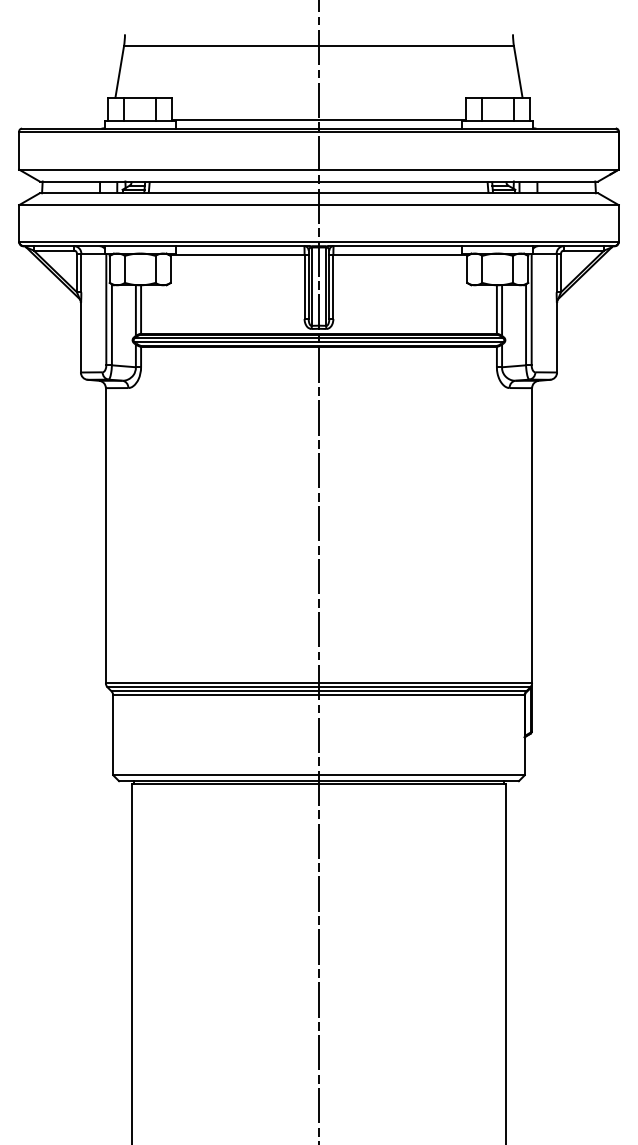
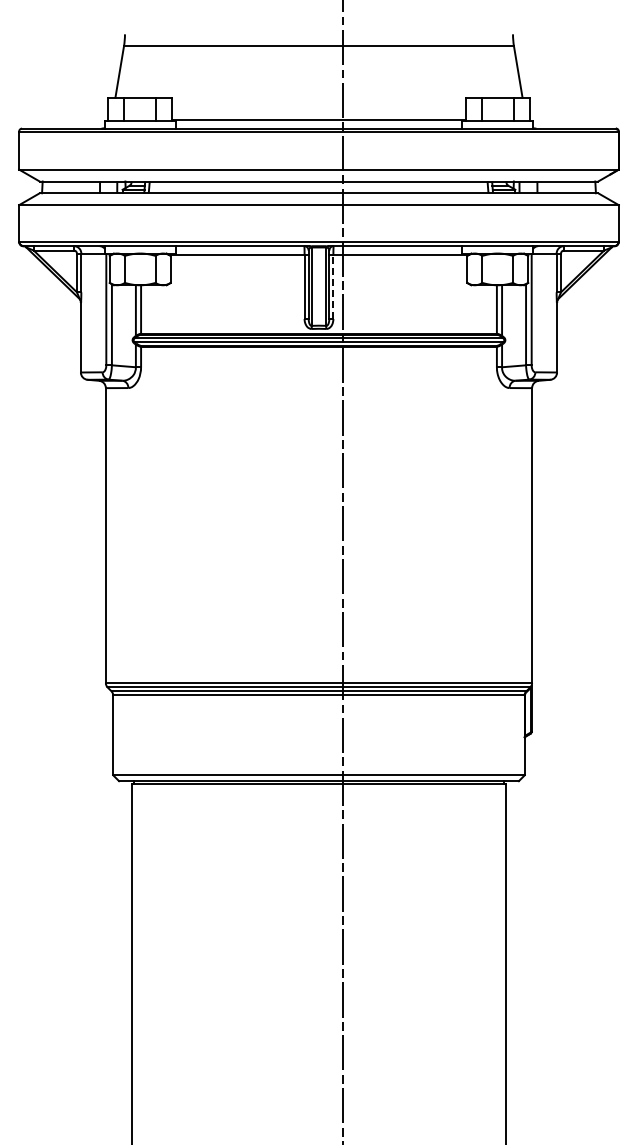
line: solid -> dashed (333, 286)
line position: (319, 571) -> (343, 571) (343, 571)
